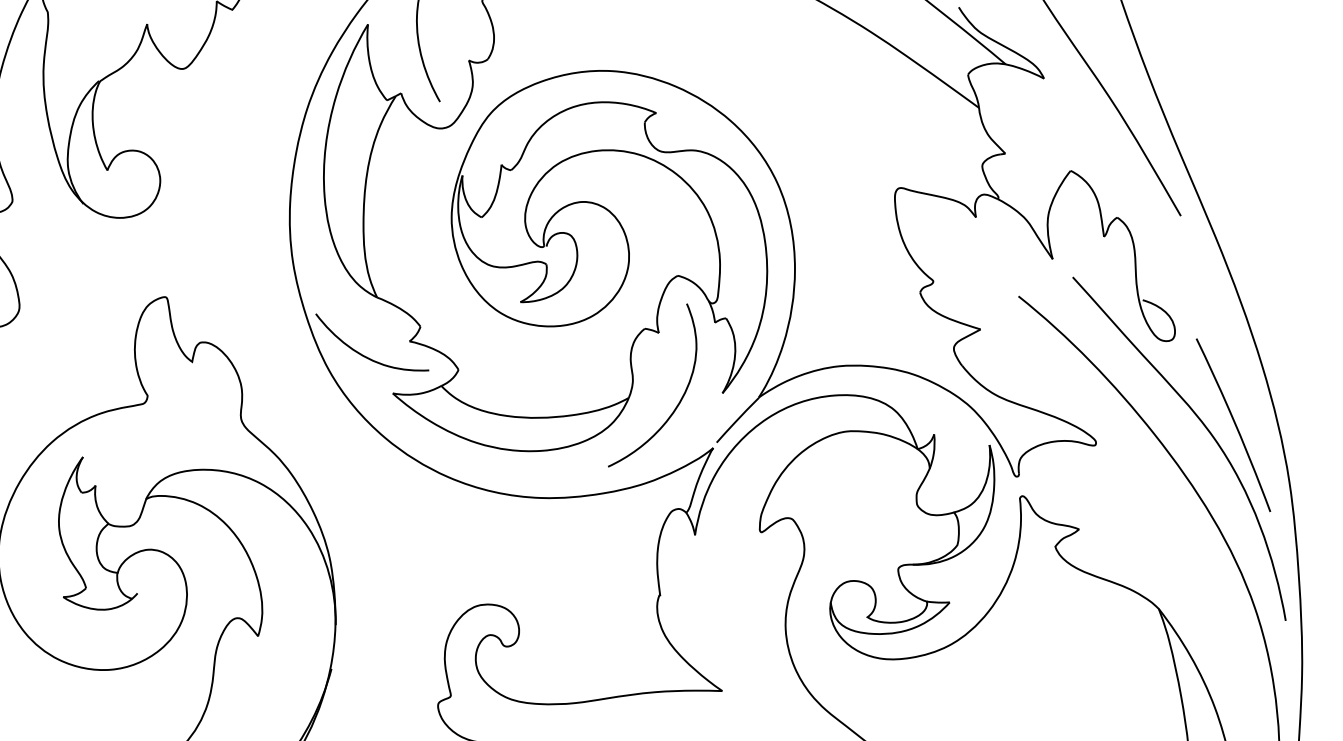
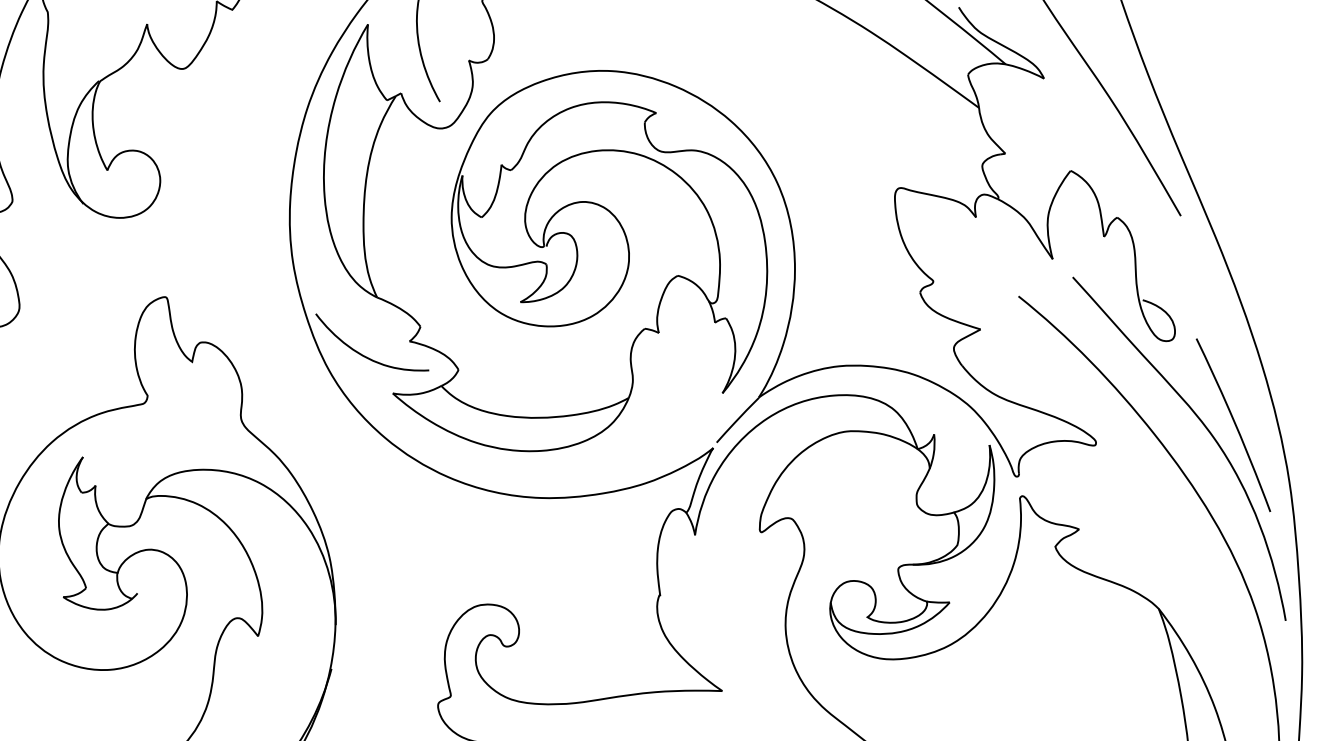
curve: present -> none (679, 400)
